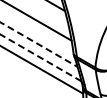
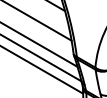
line: dashed -> solid (39, 44)
line: dashed -> solid (41, 58)
